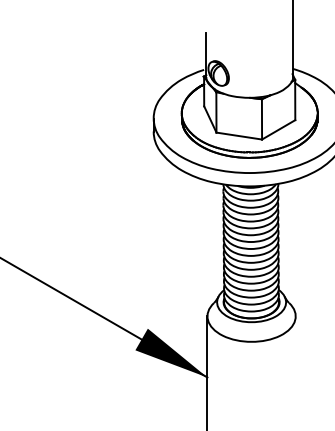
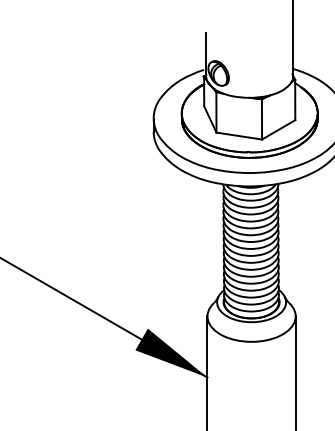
line: none -> present (295, 371)
